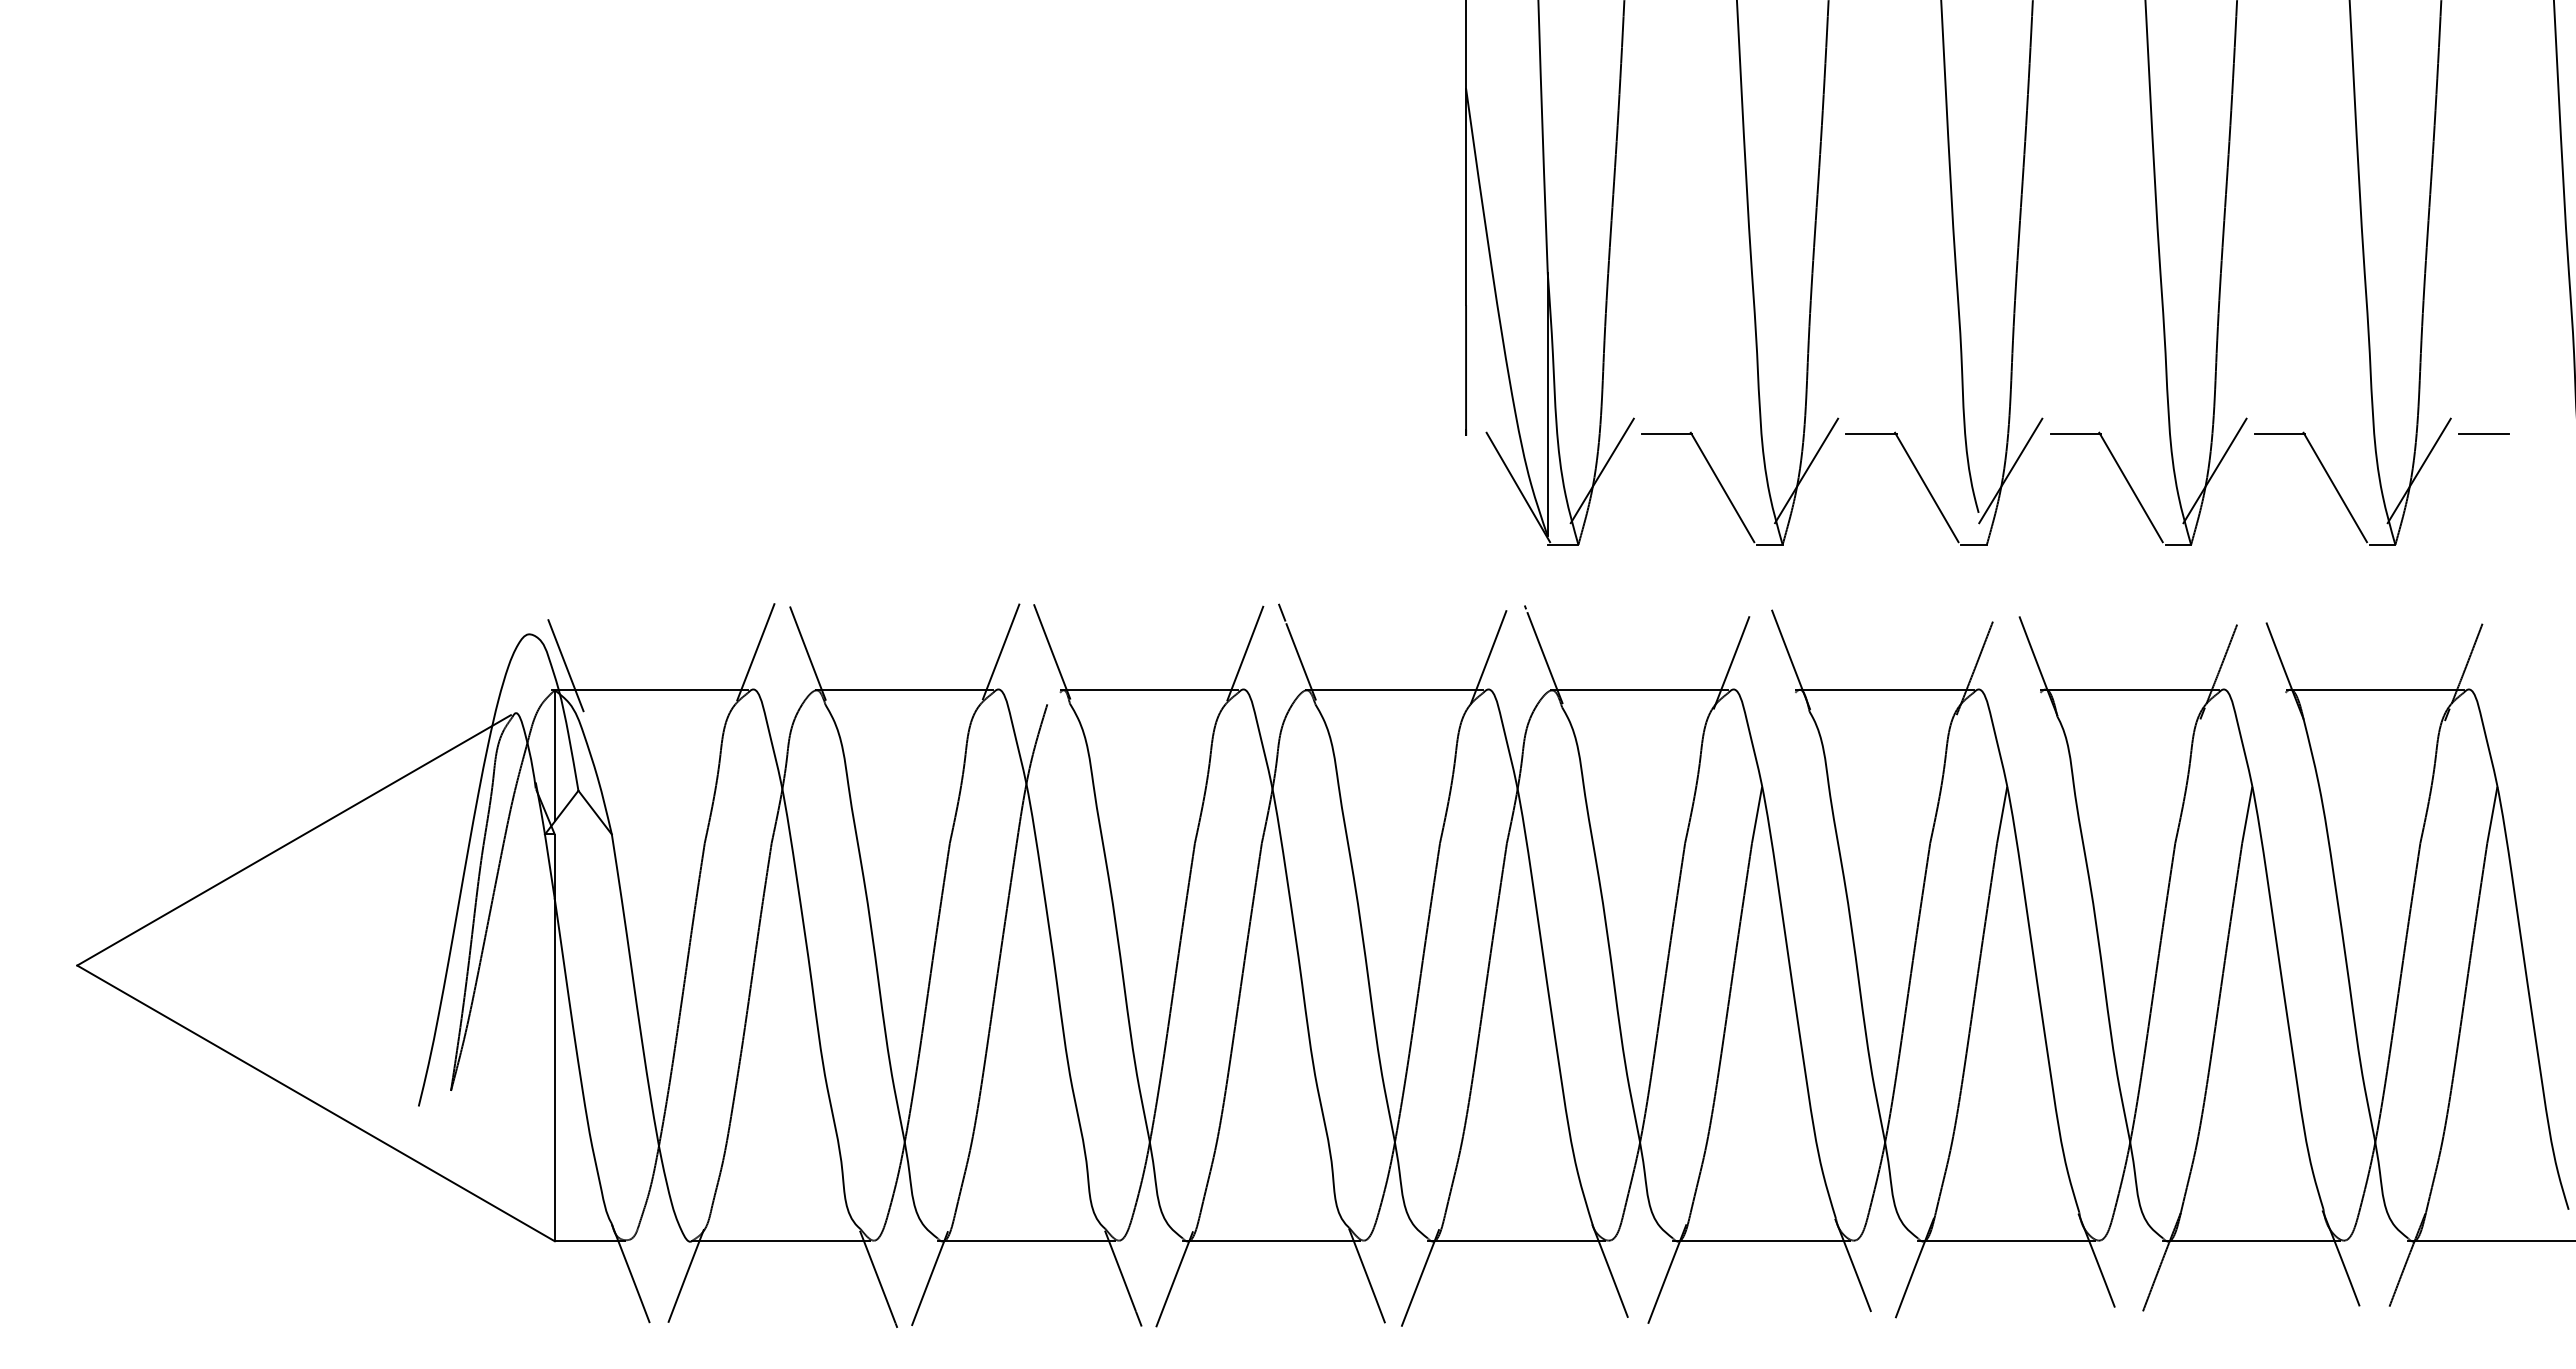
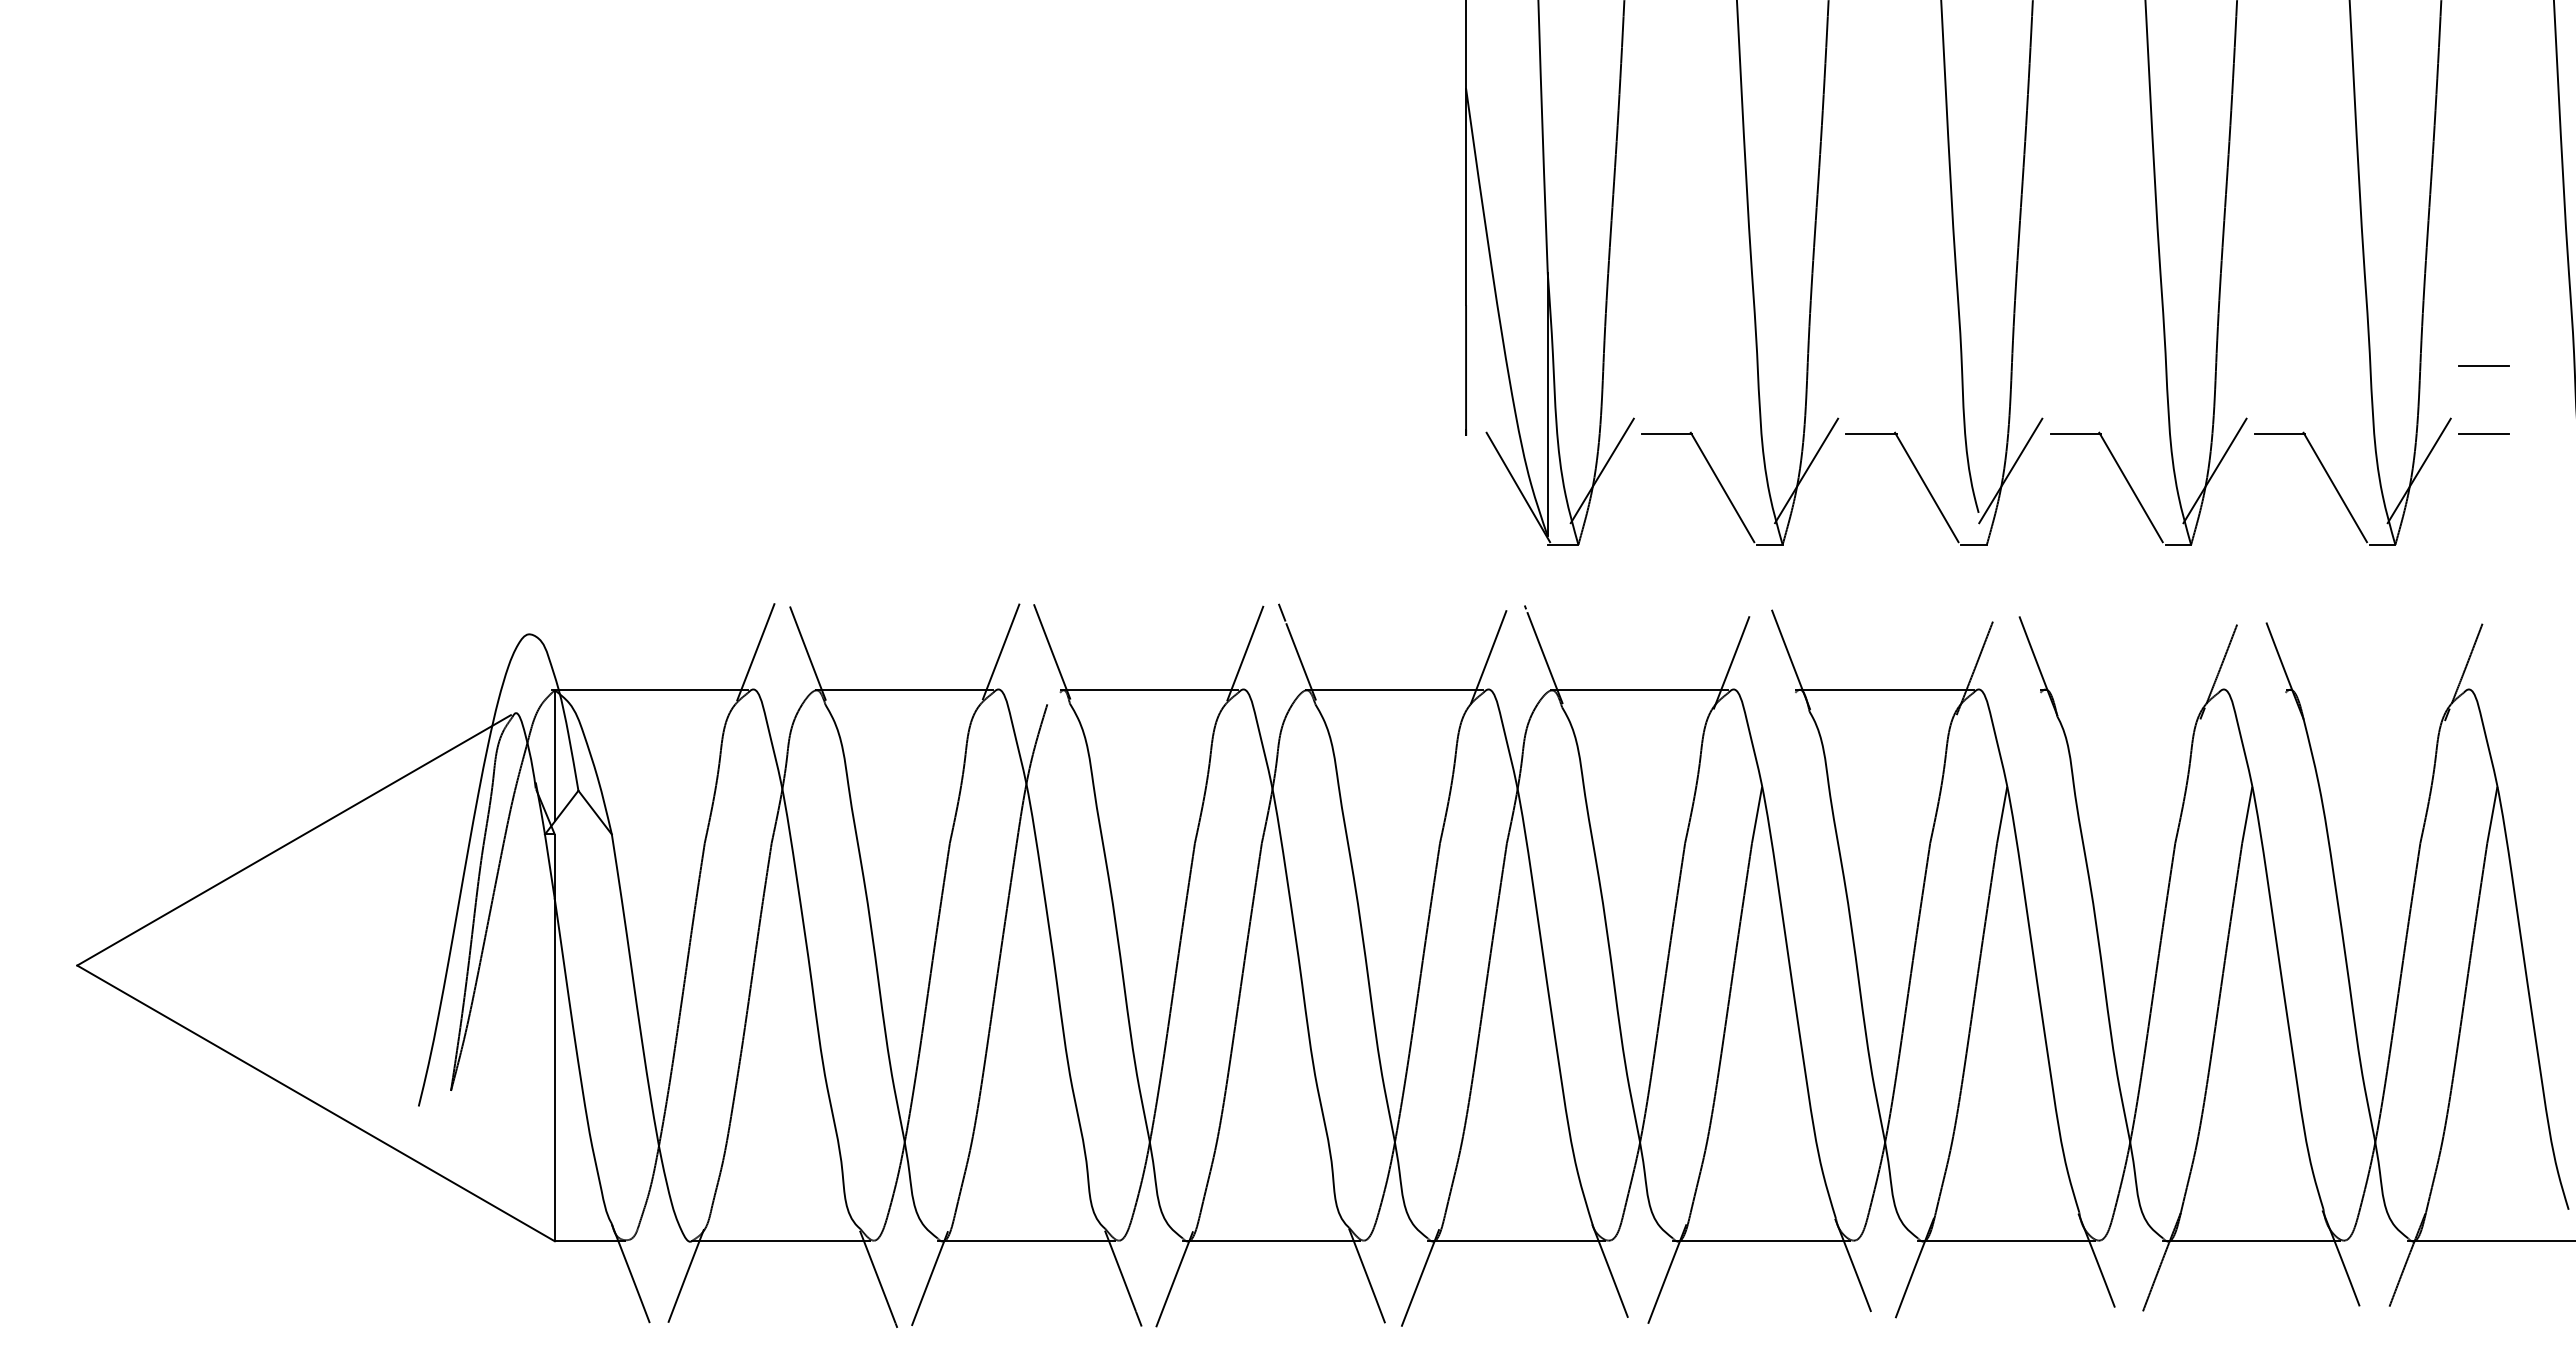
line: none -> present (2483, 365)
line: present -> none (565, 665)
line: present -> none (2132, 689)
line: present -> none (2377, 689)
